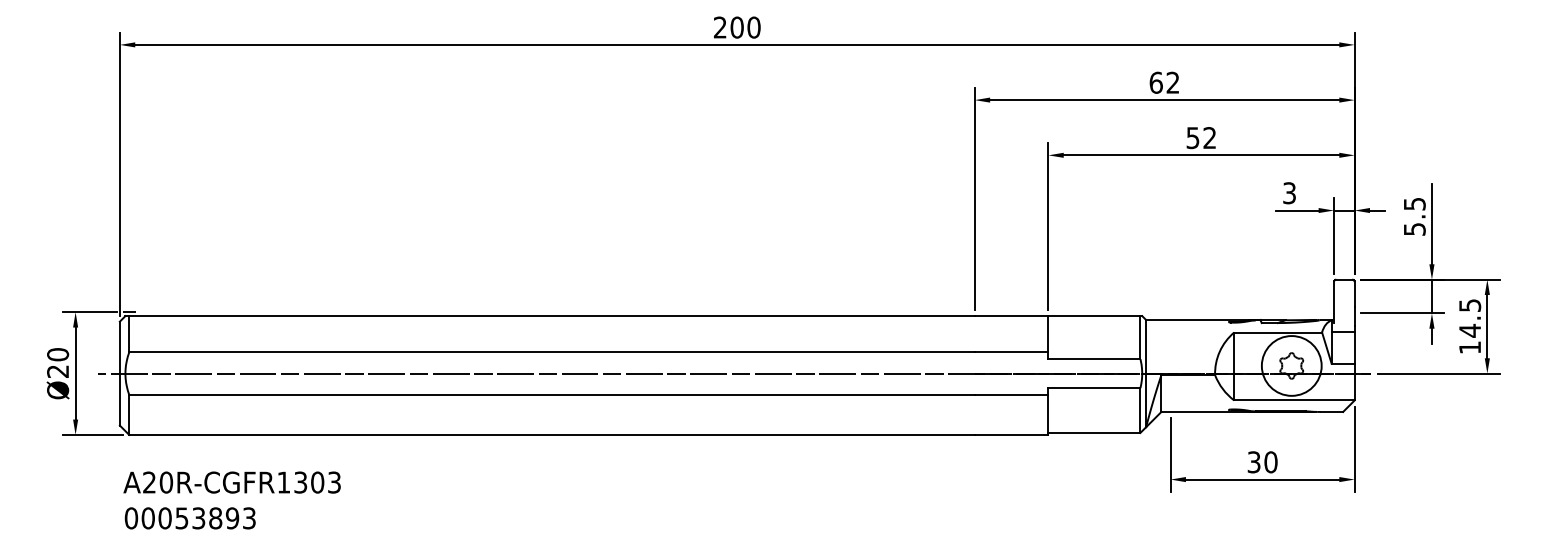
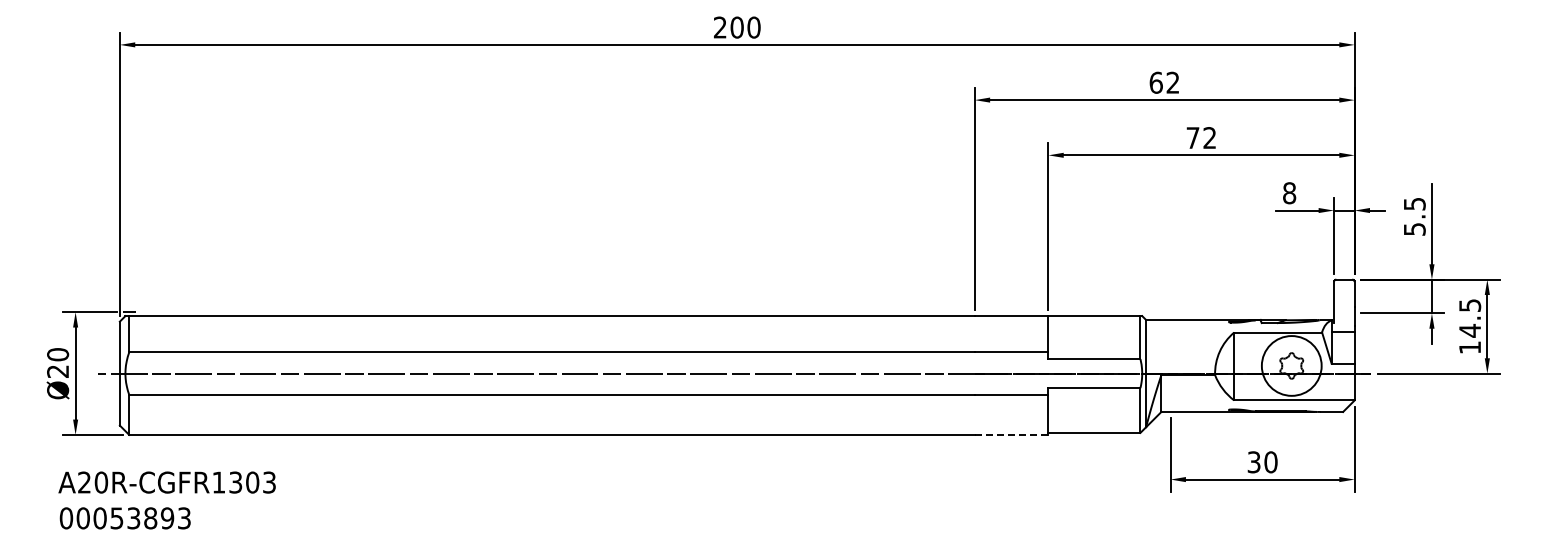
text: 52 -> 72 (1192, 138)
text: 3 -> 8 (1289, 193)
line: solid -> dashed (1011, 434)
text position: (231, 500) -> (166, 500) (166, 500)
